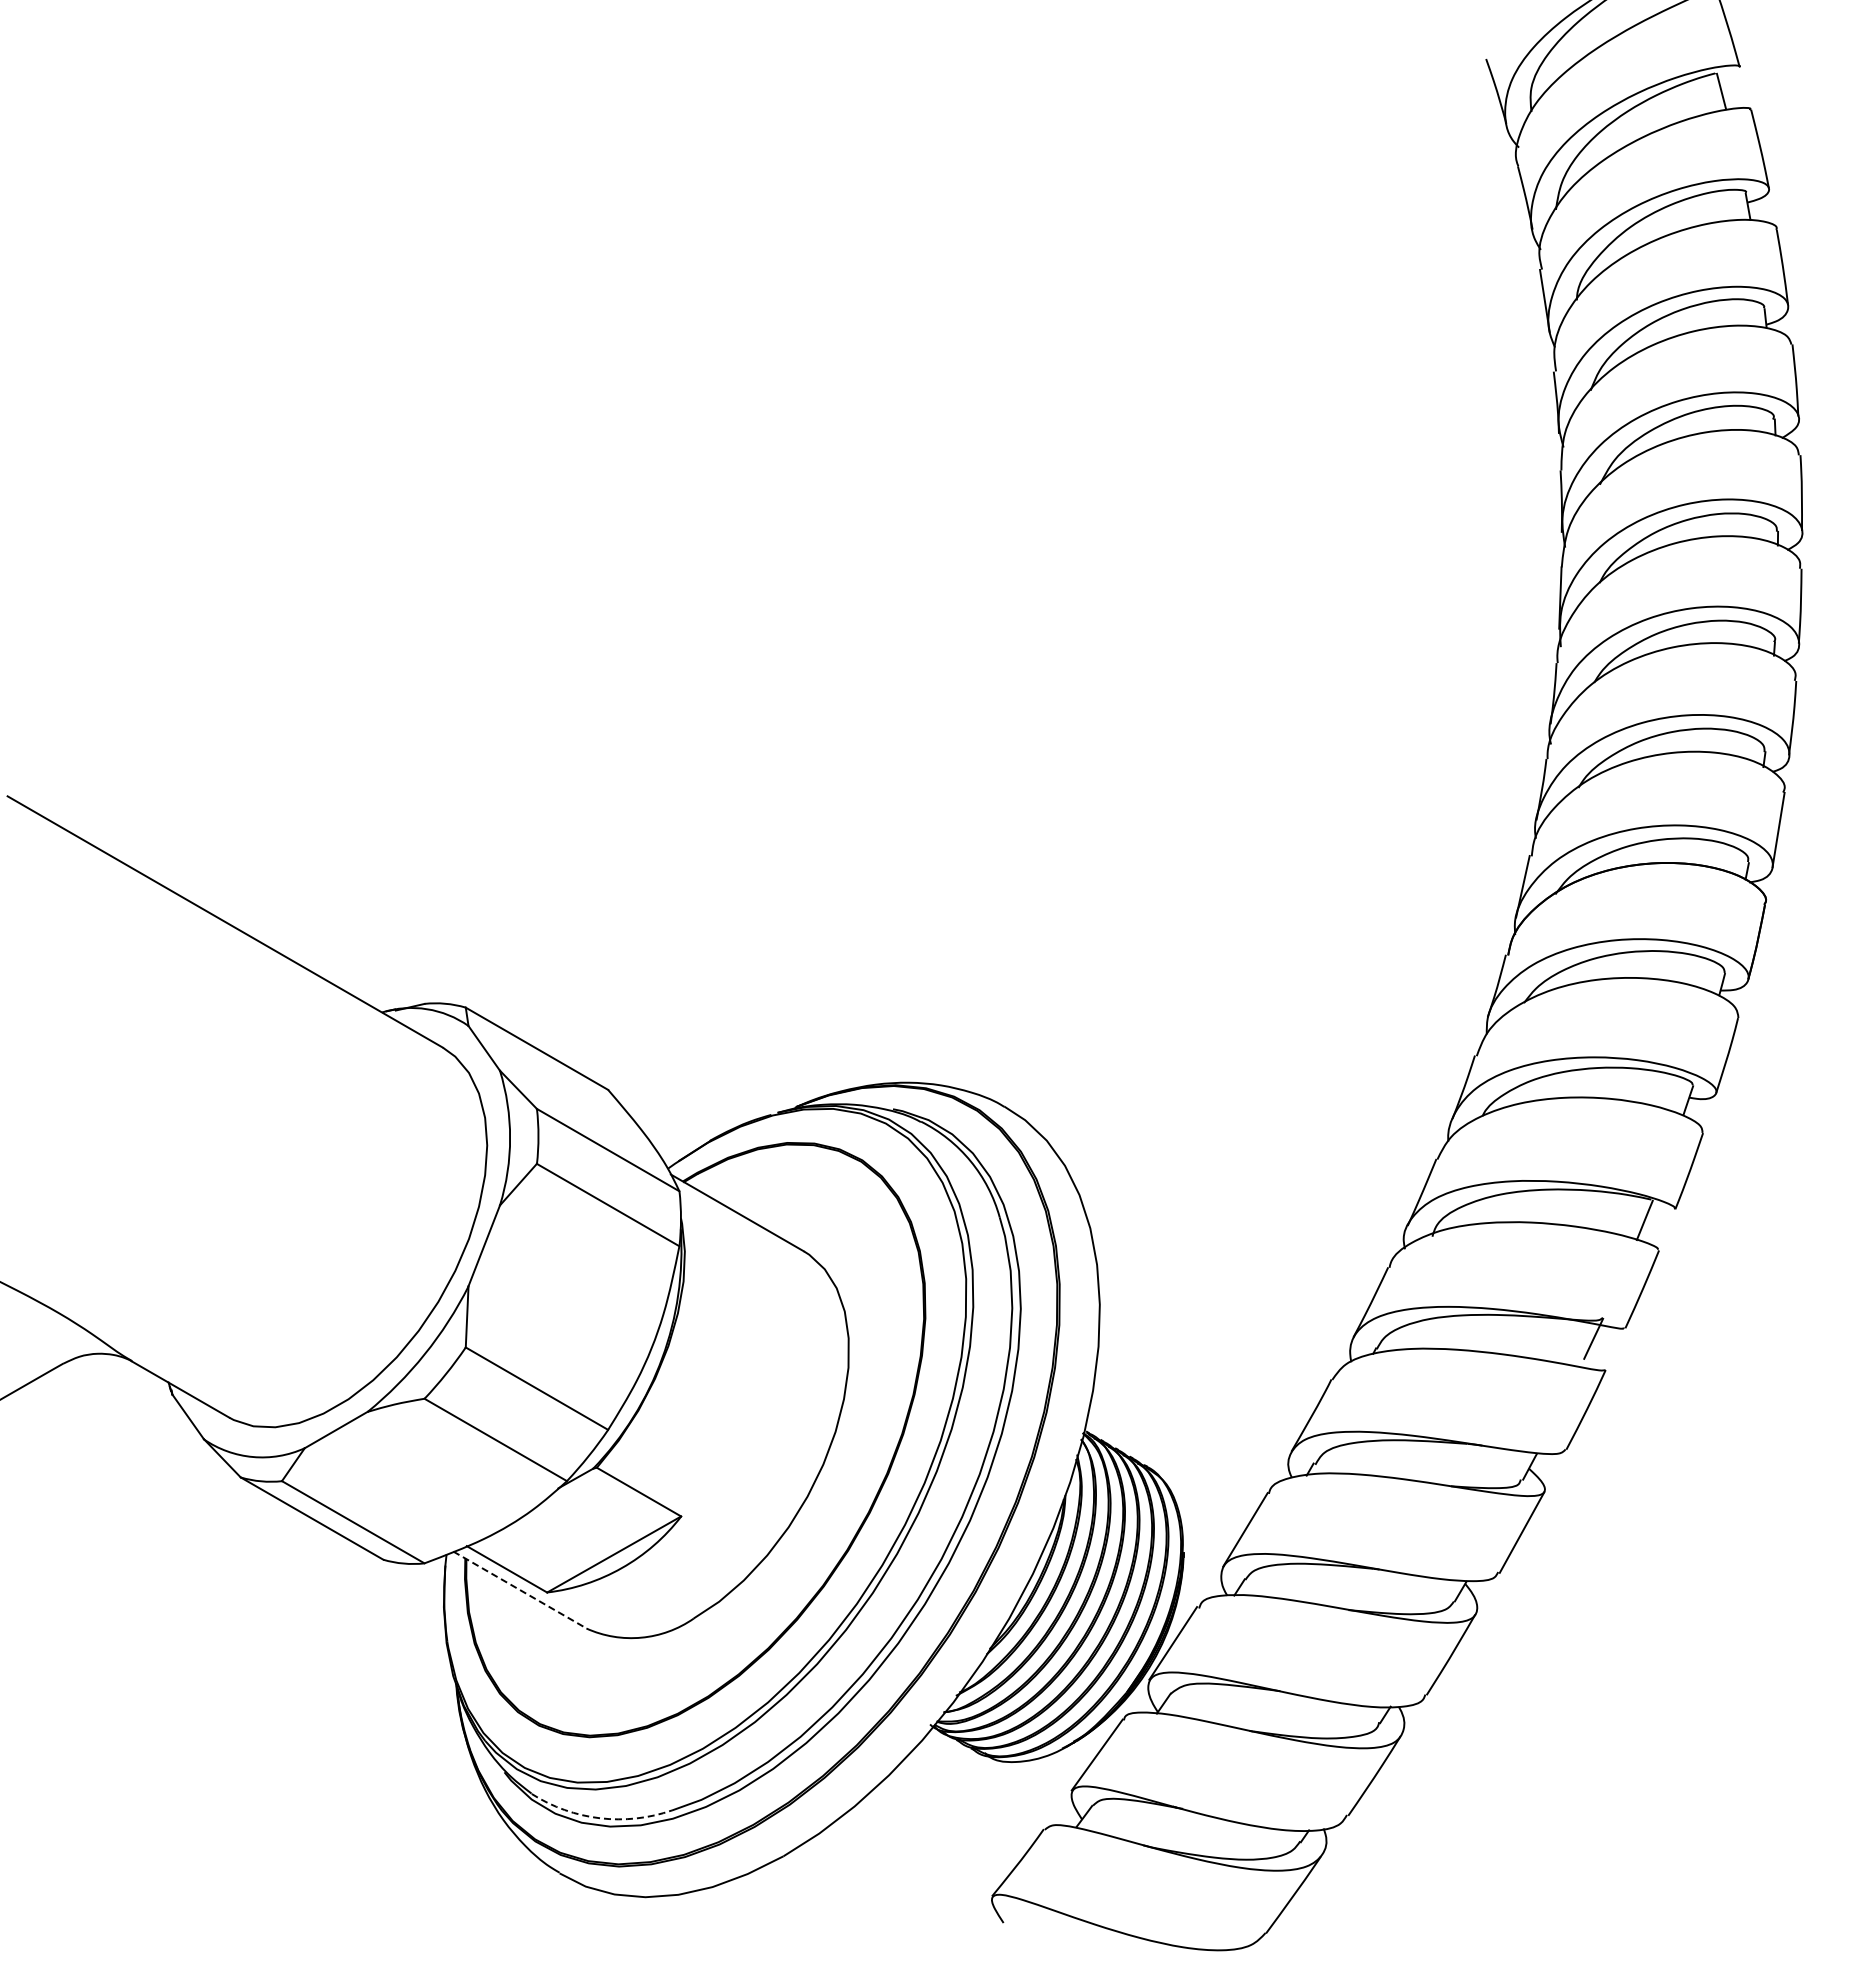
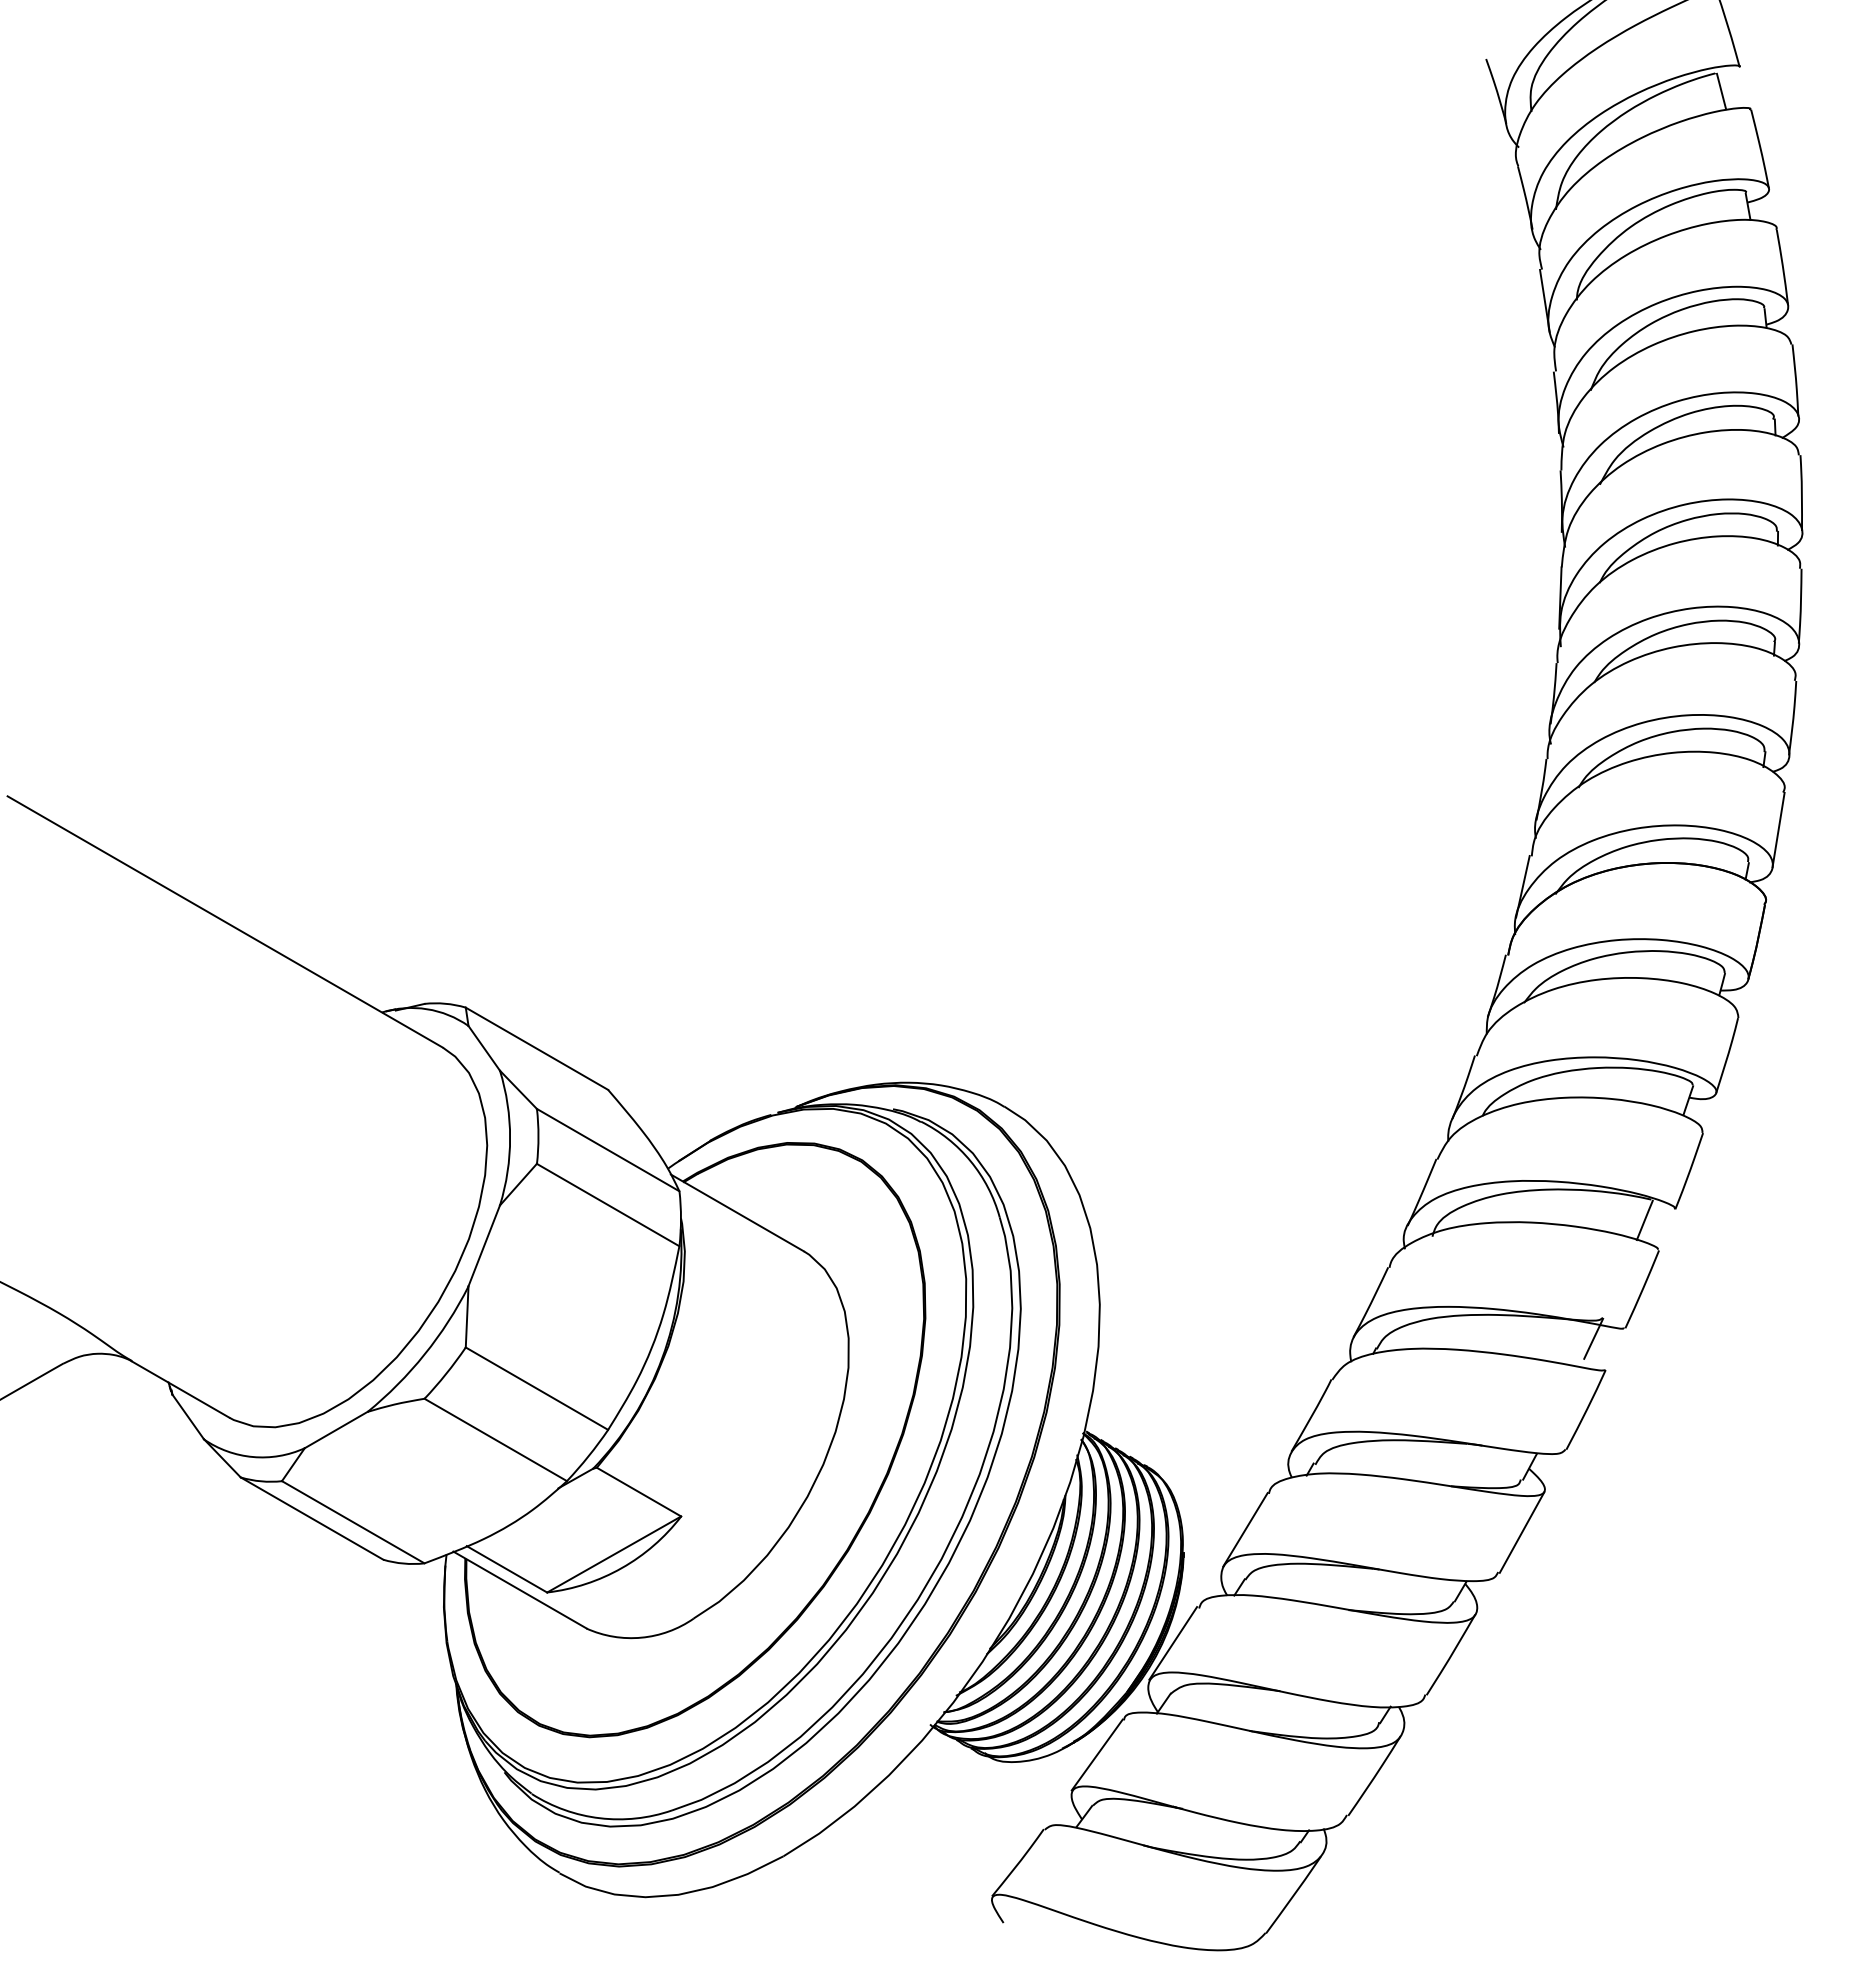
line: dashed -> solid (519, 1589)
arc: dashed -> solid (600, 1818)
